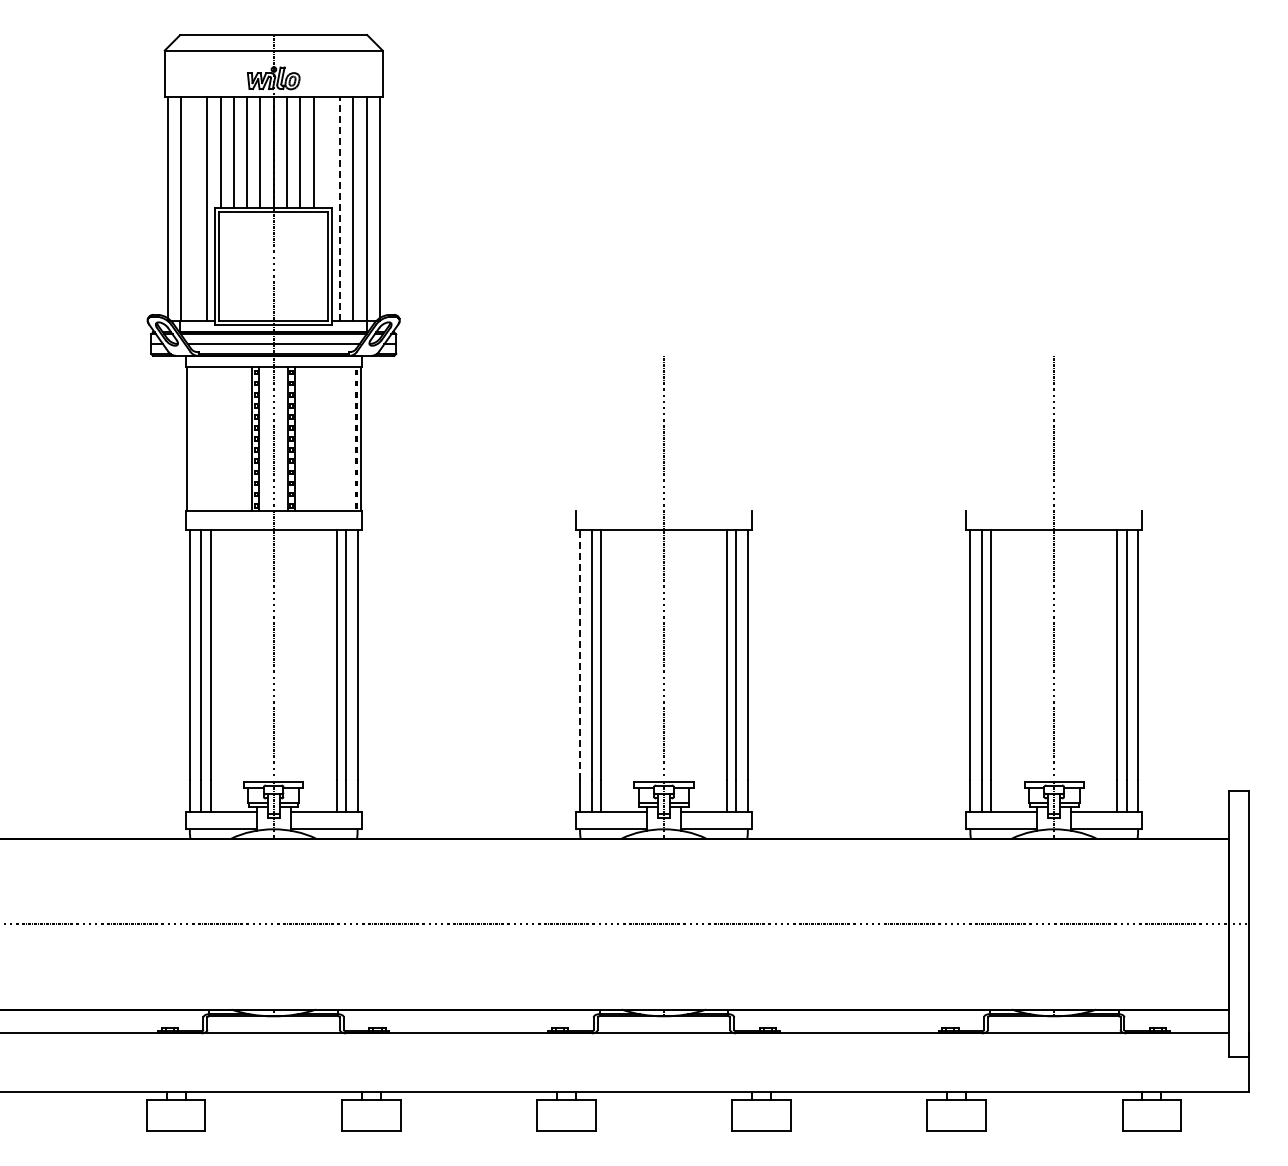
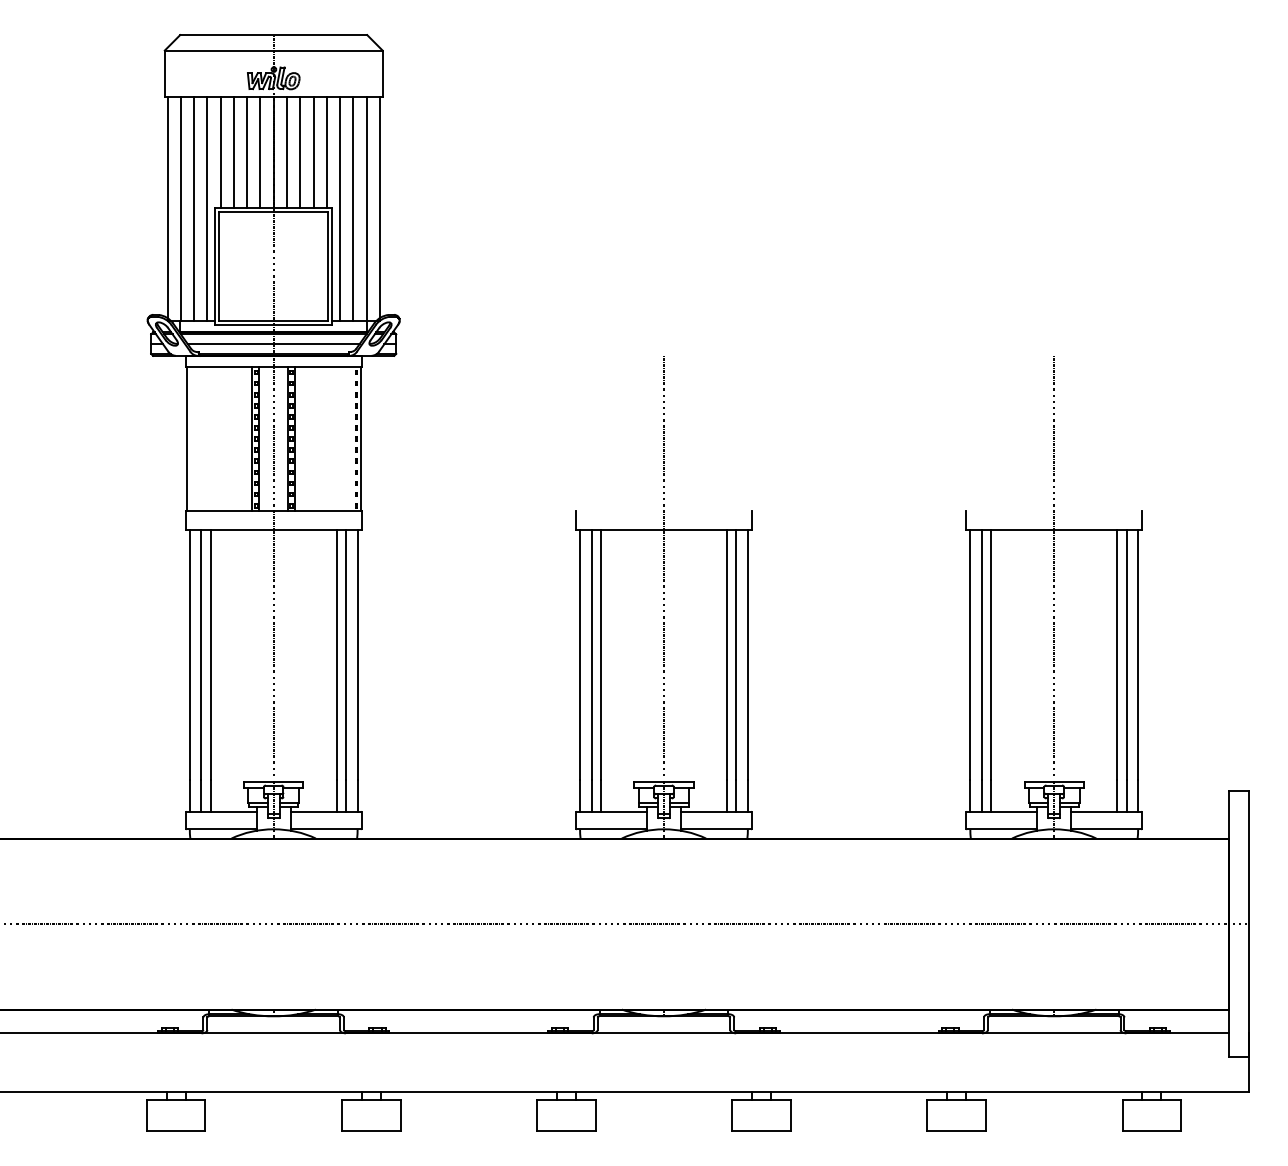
line: none -> present (326, 151)
line: none -> present (194, 208)
line: dashed -> solid (340, 208)
line: dashed -> solid (580, 654)
